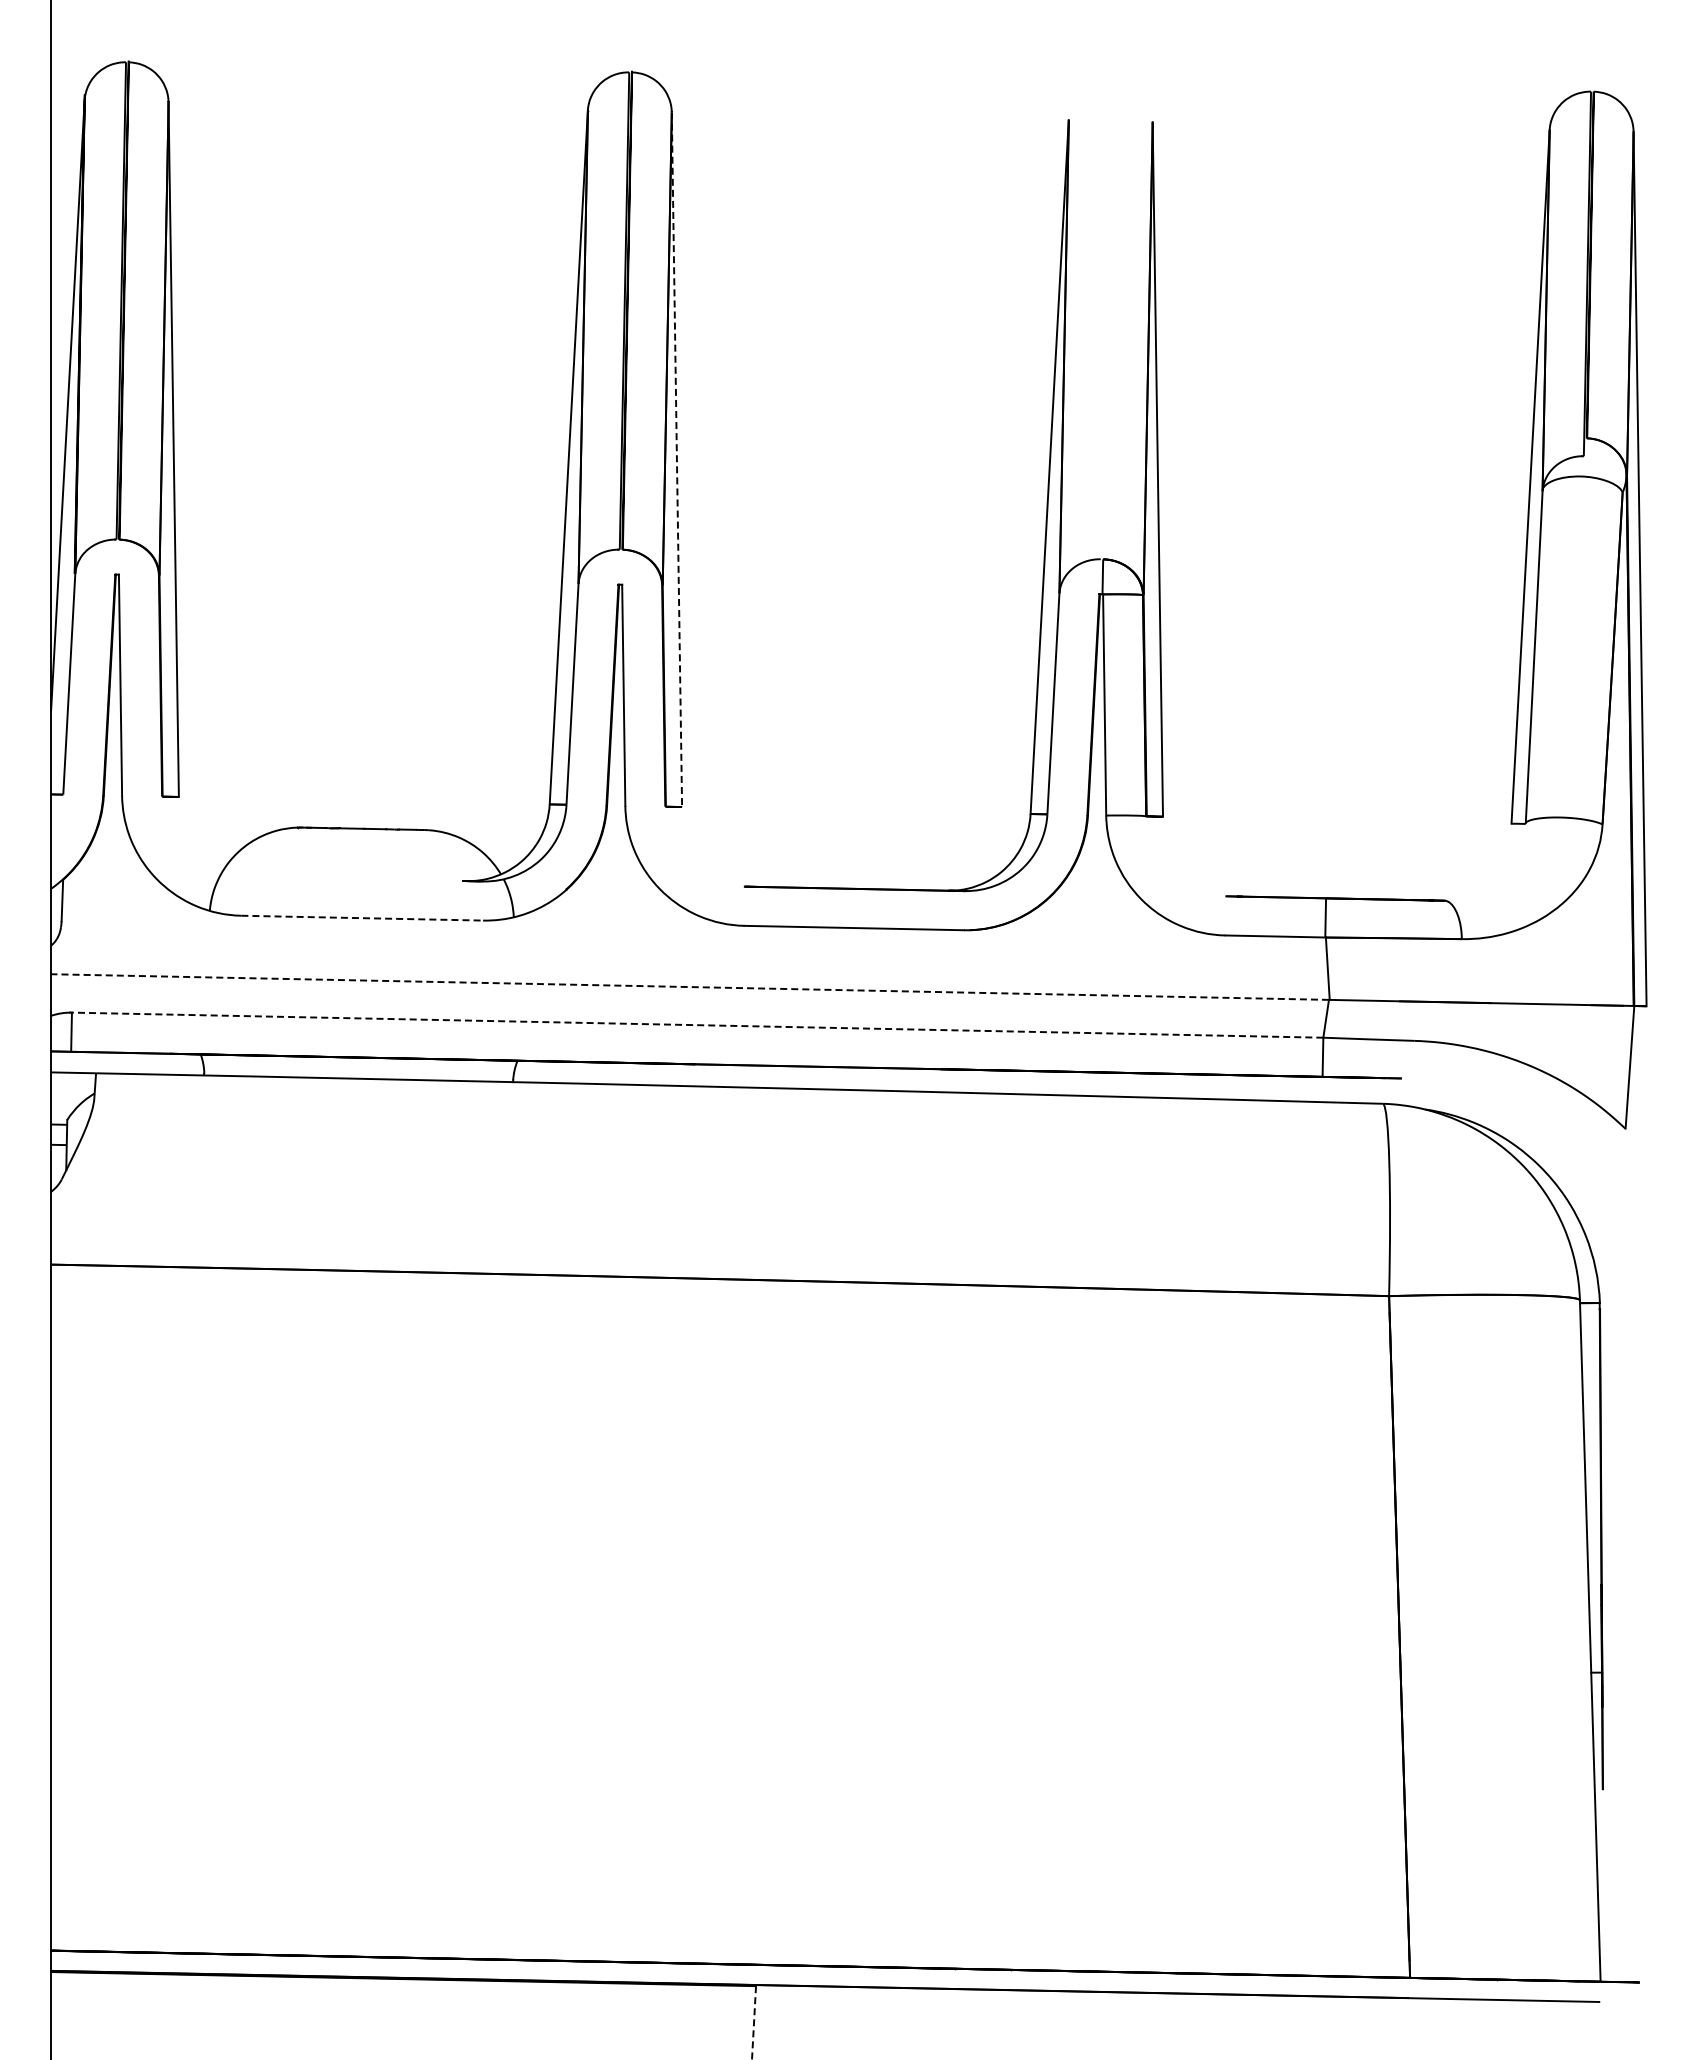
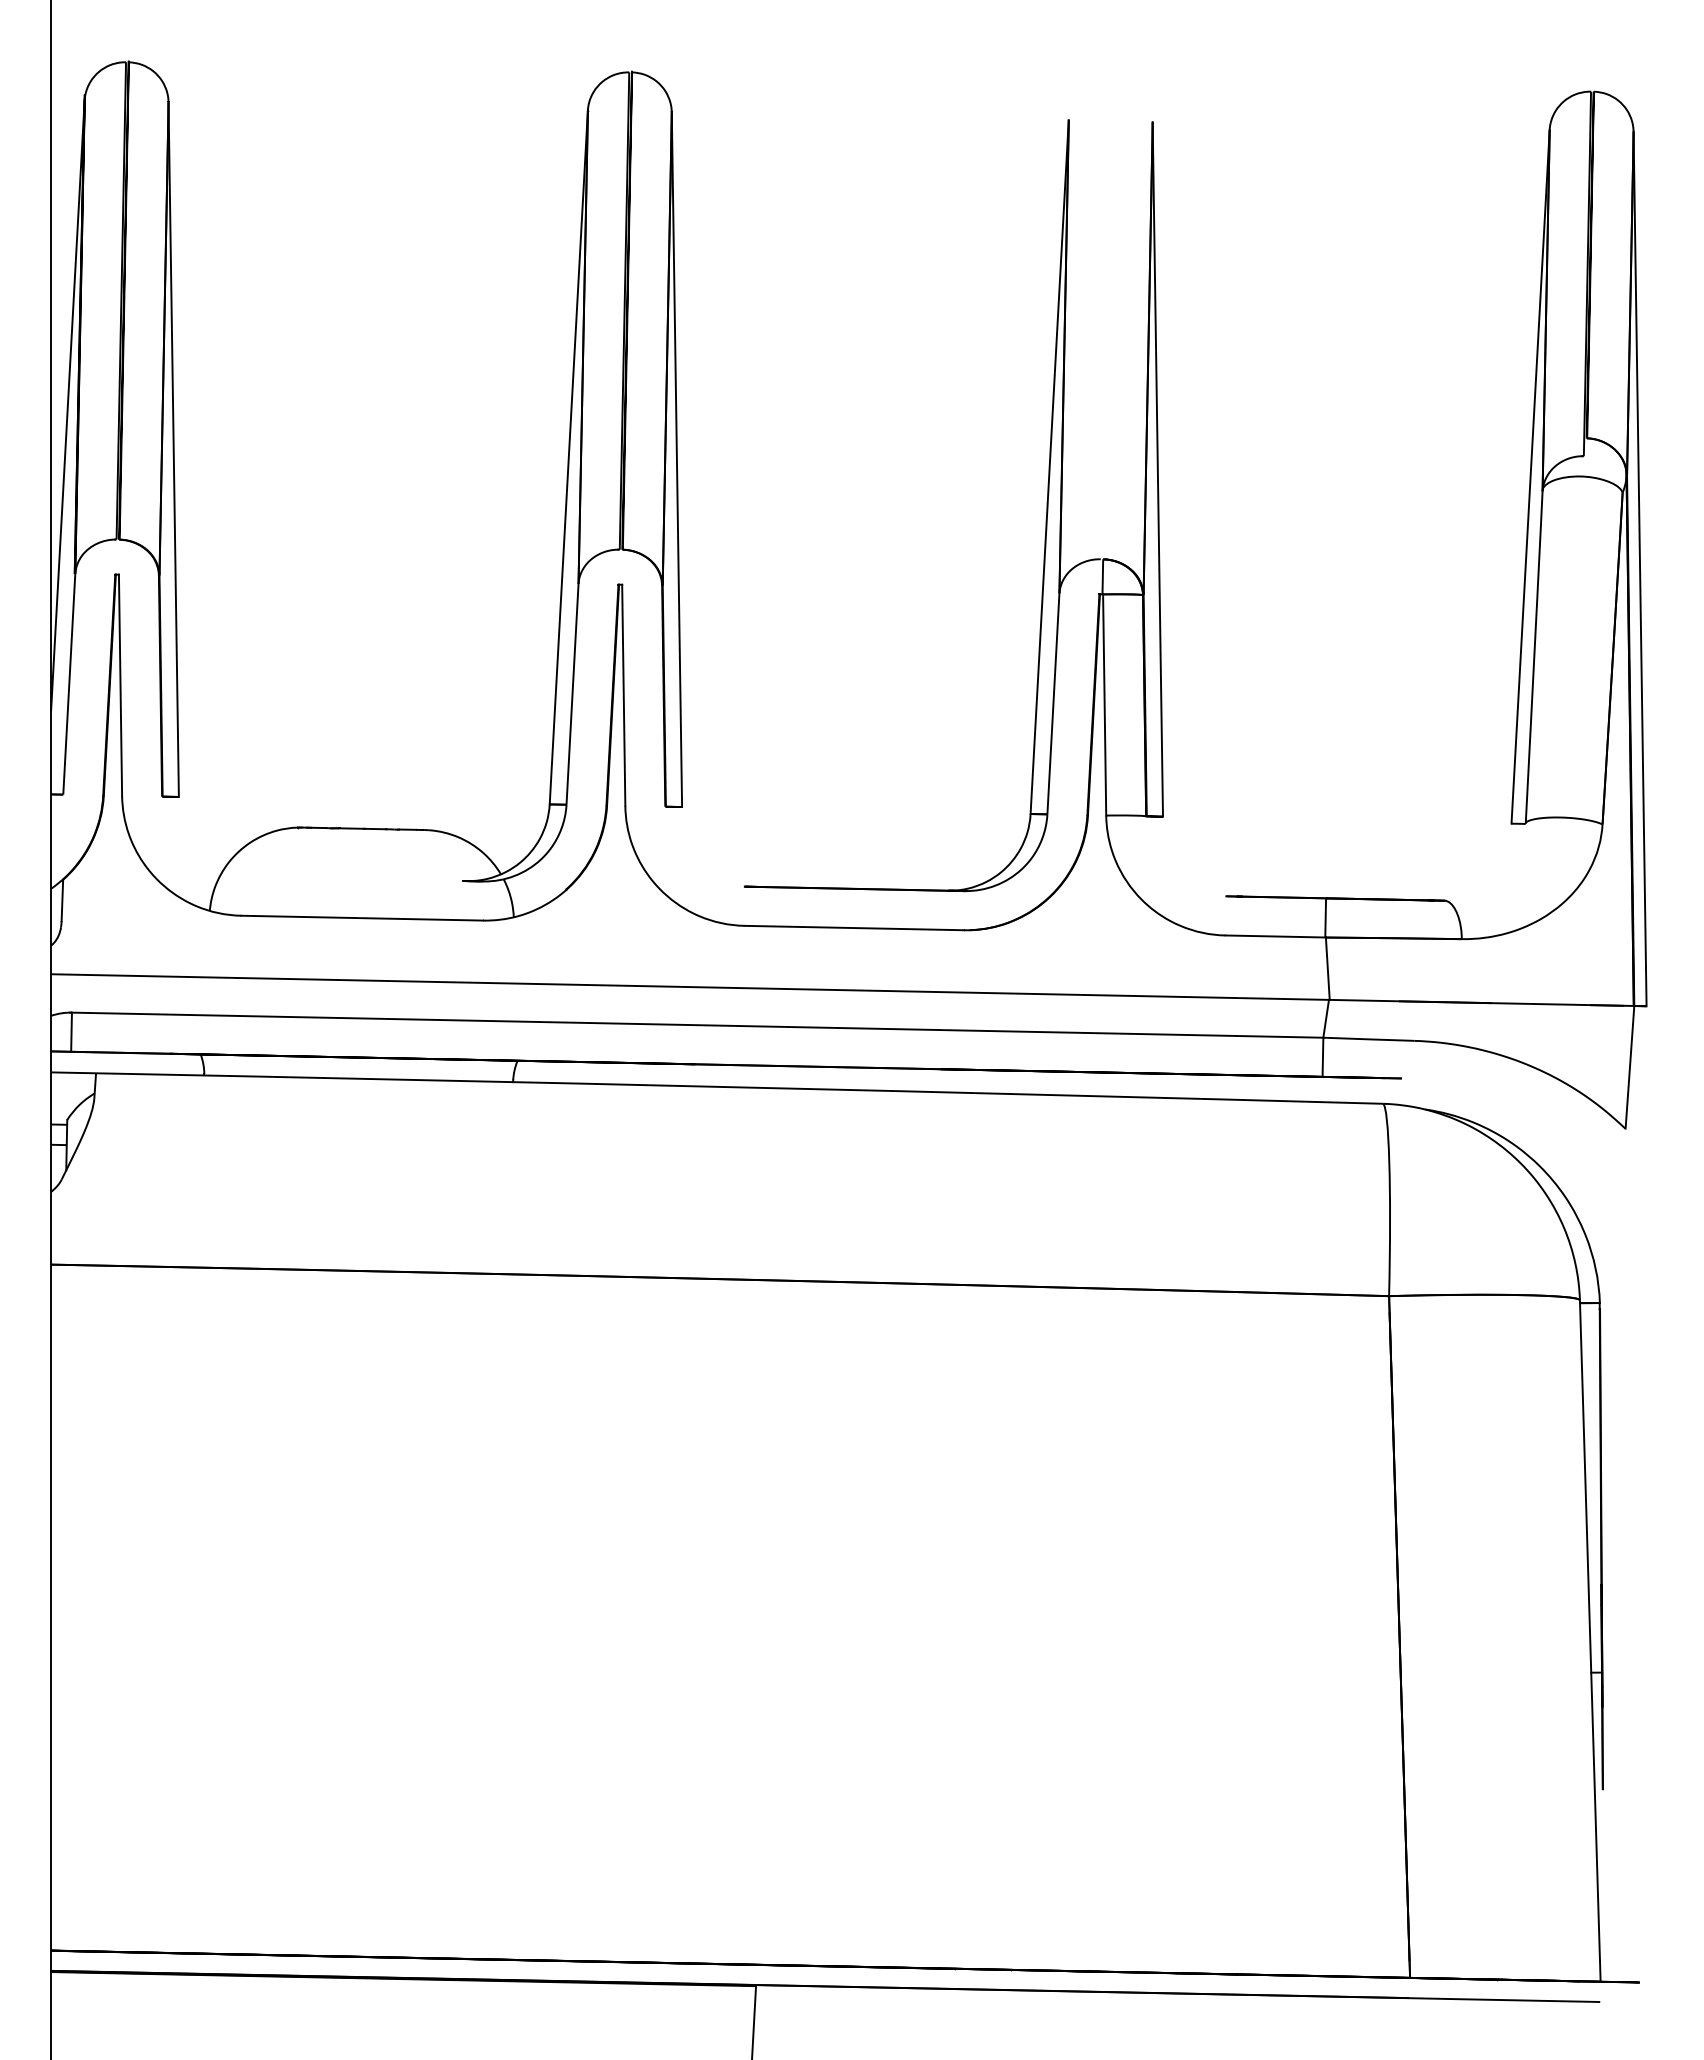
line: dashed -> solid (676, 460)
line: dashed -> solid (362, 918)
line: dashed -> solid (689, 987)
line: dashed -> solid (697, 1025)
line: dashed -> solid (754, 2023)
